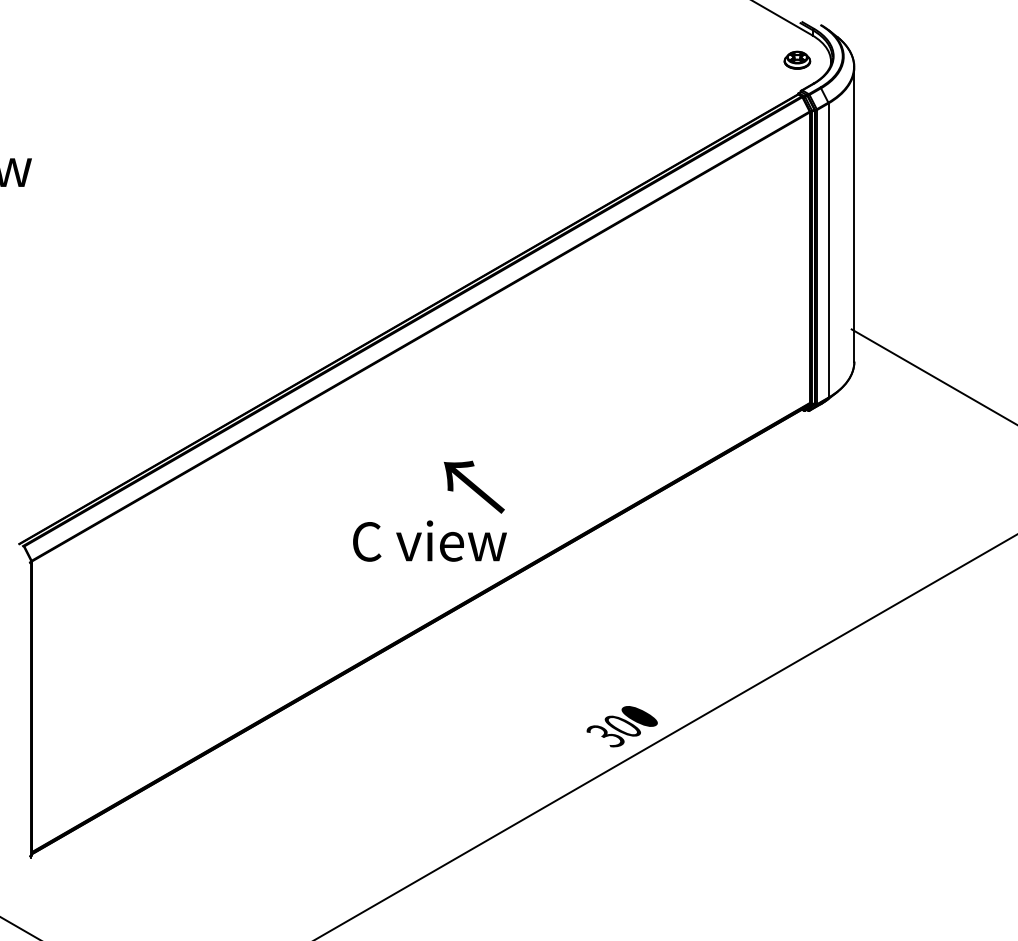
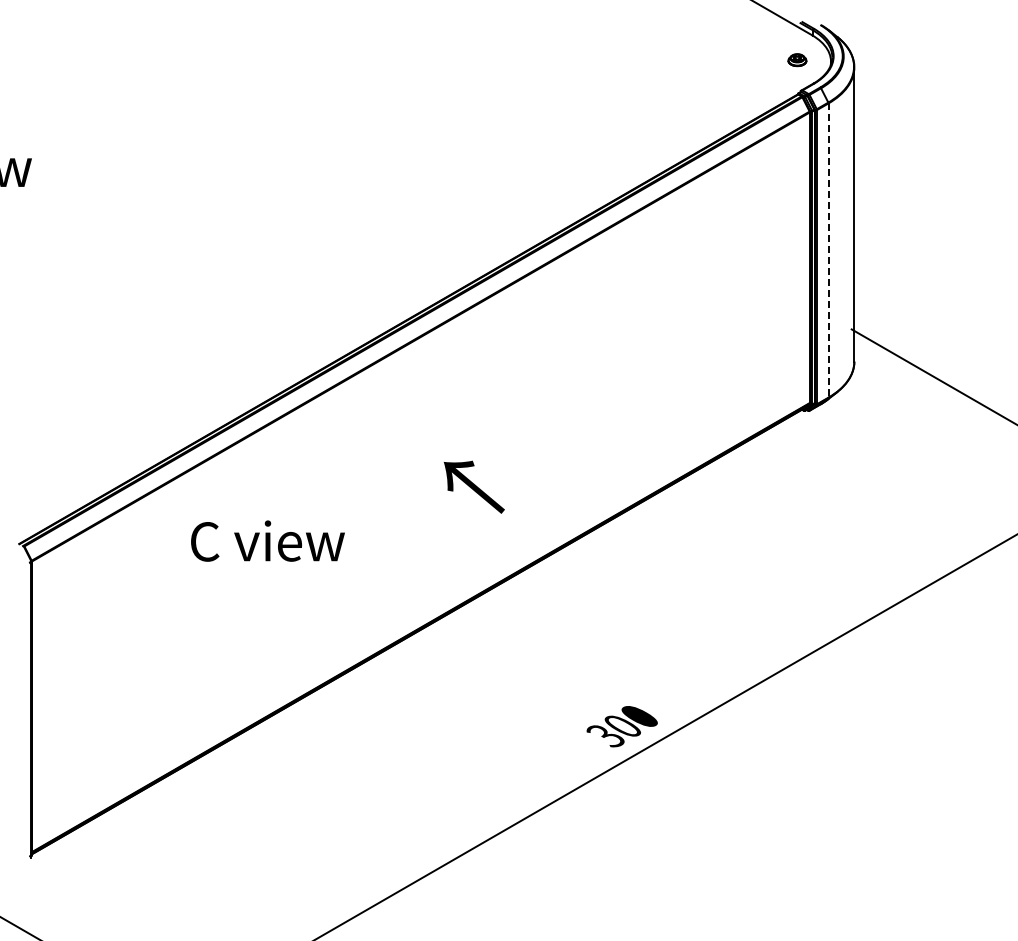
part size: 29x20 px -> 21x15 px (797, 60)
line: solid -> dashed (828, 251)
text position: (429, 540) -> (267, 540) (267, 540)
